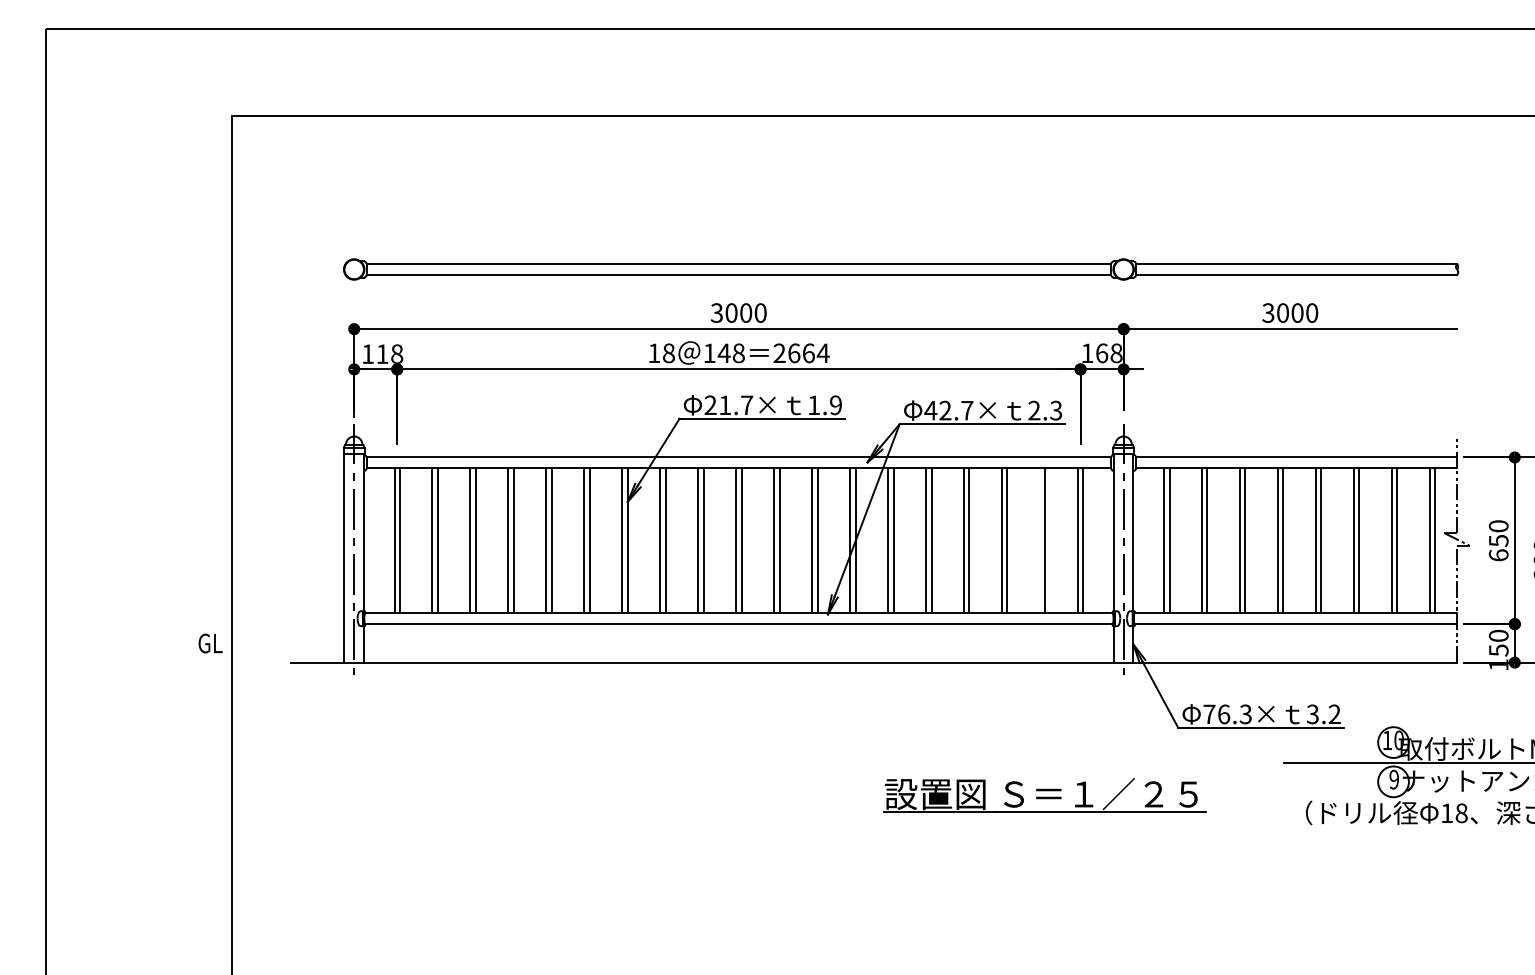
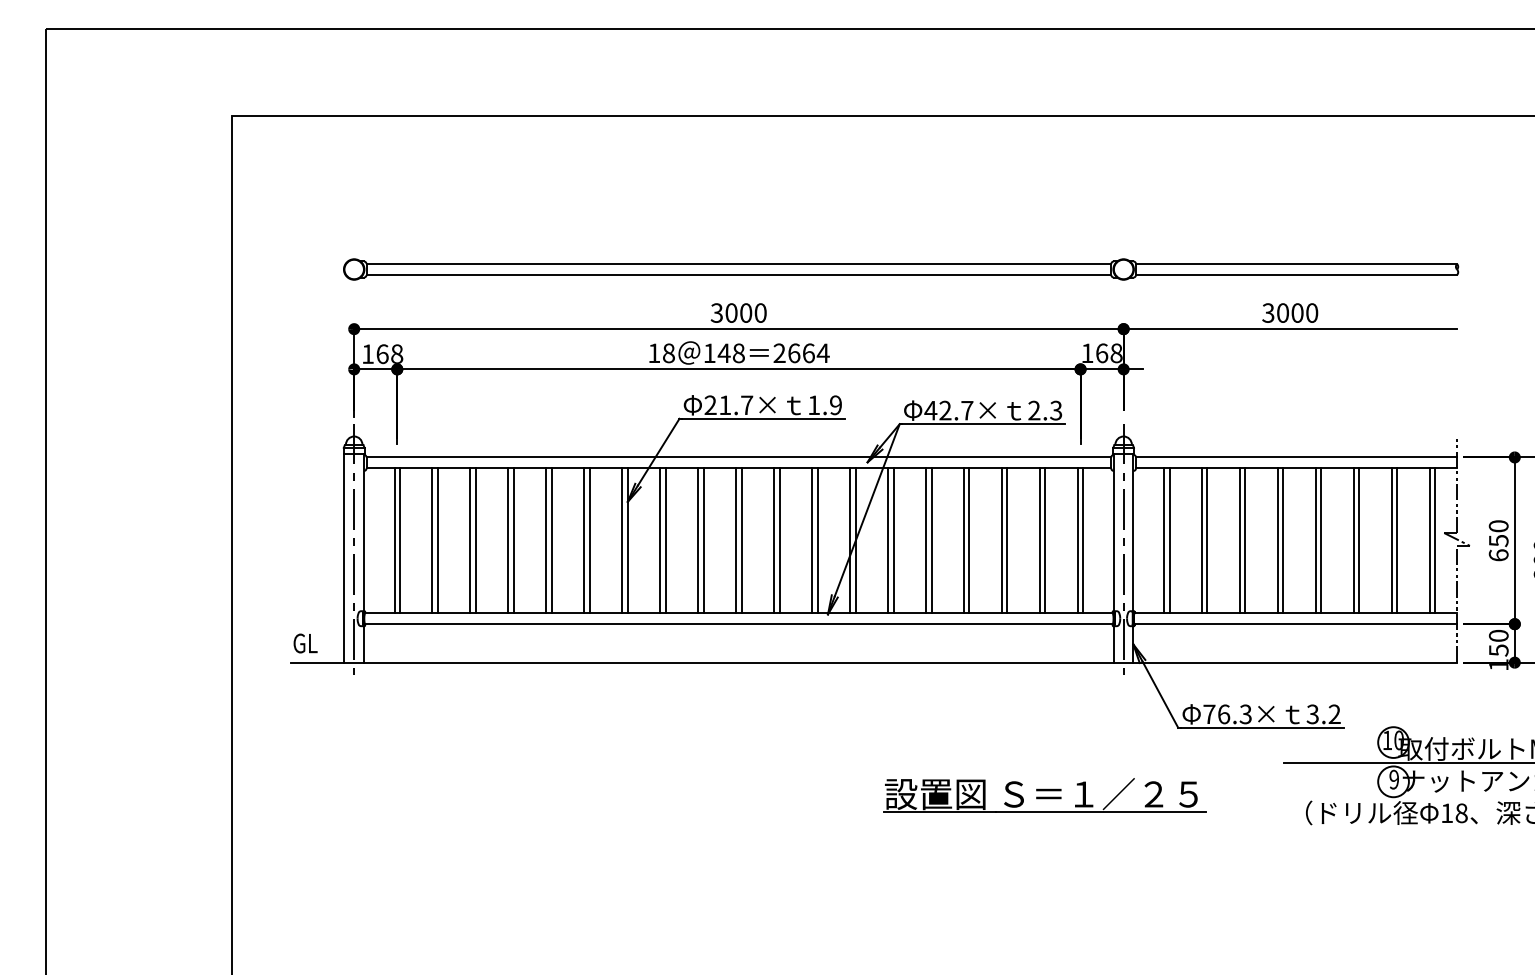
text: 118 -> 168 (382, 354)
line: none -> present (1039, 540)
text position: (210, 643) -> (305, 643) (305, 643)
